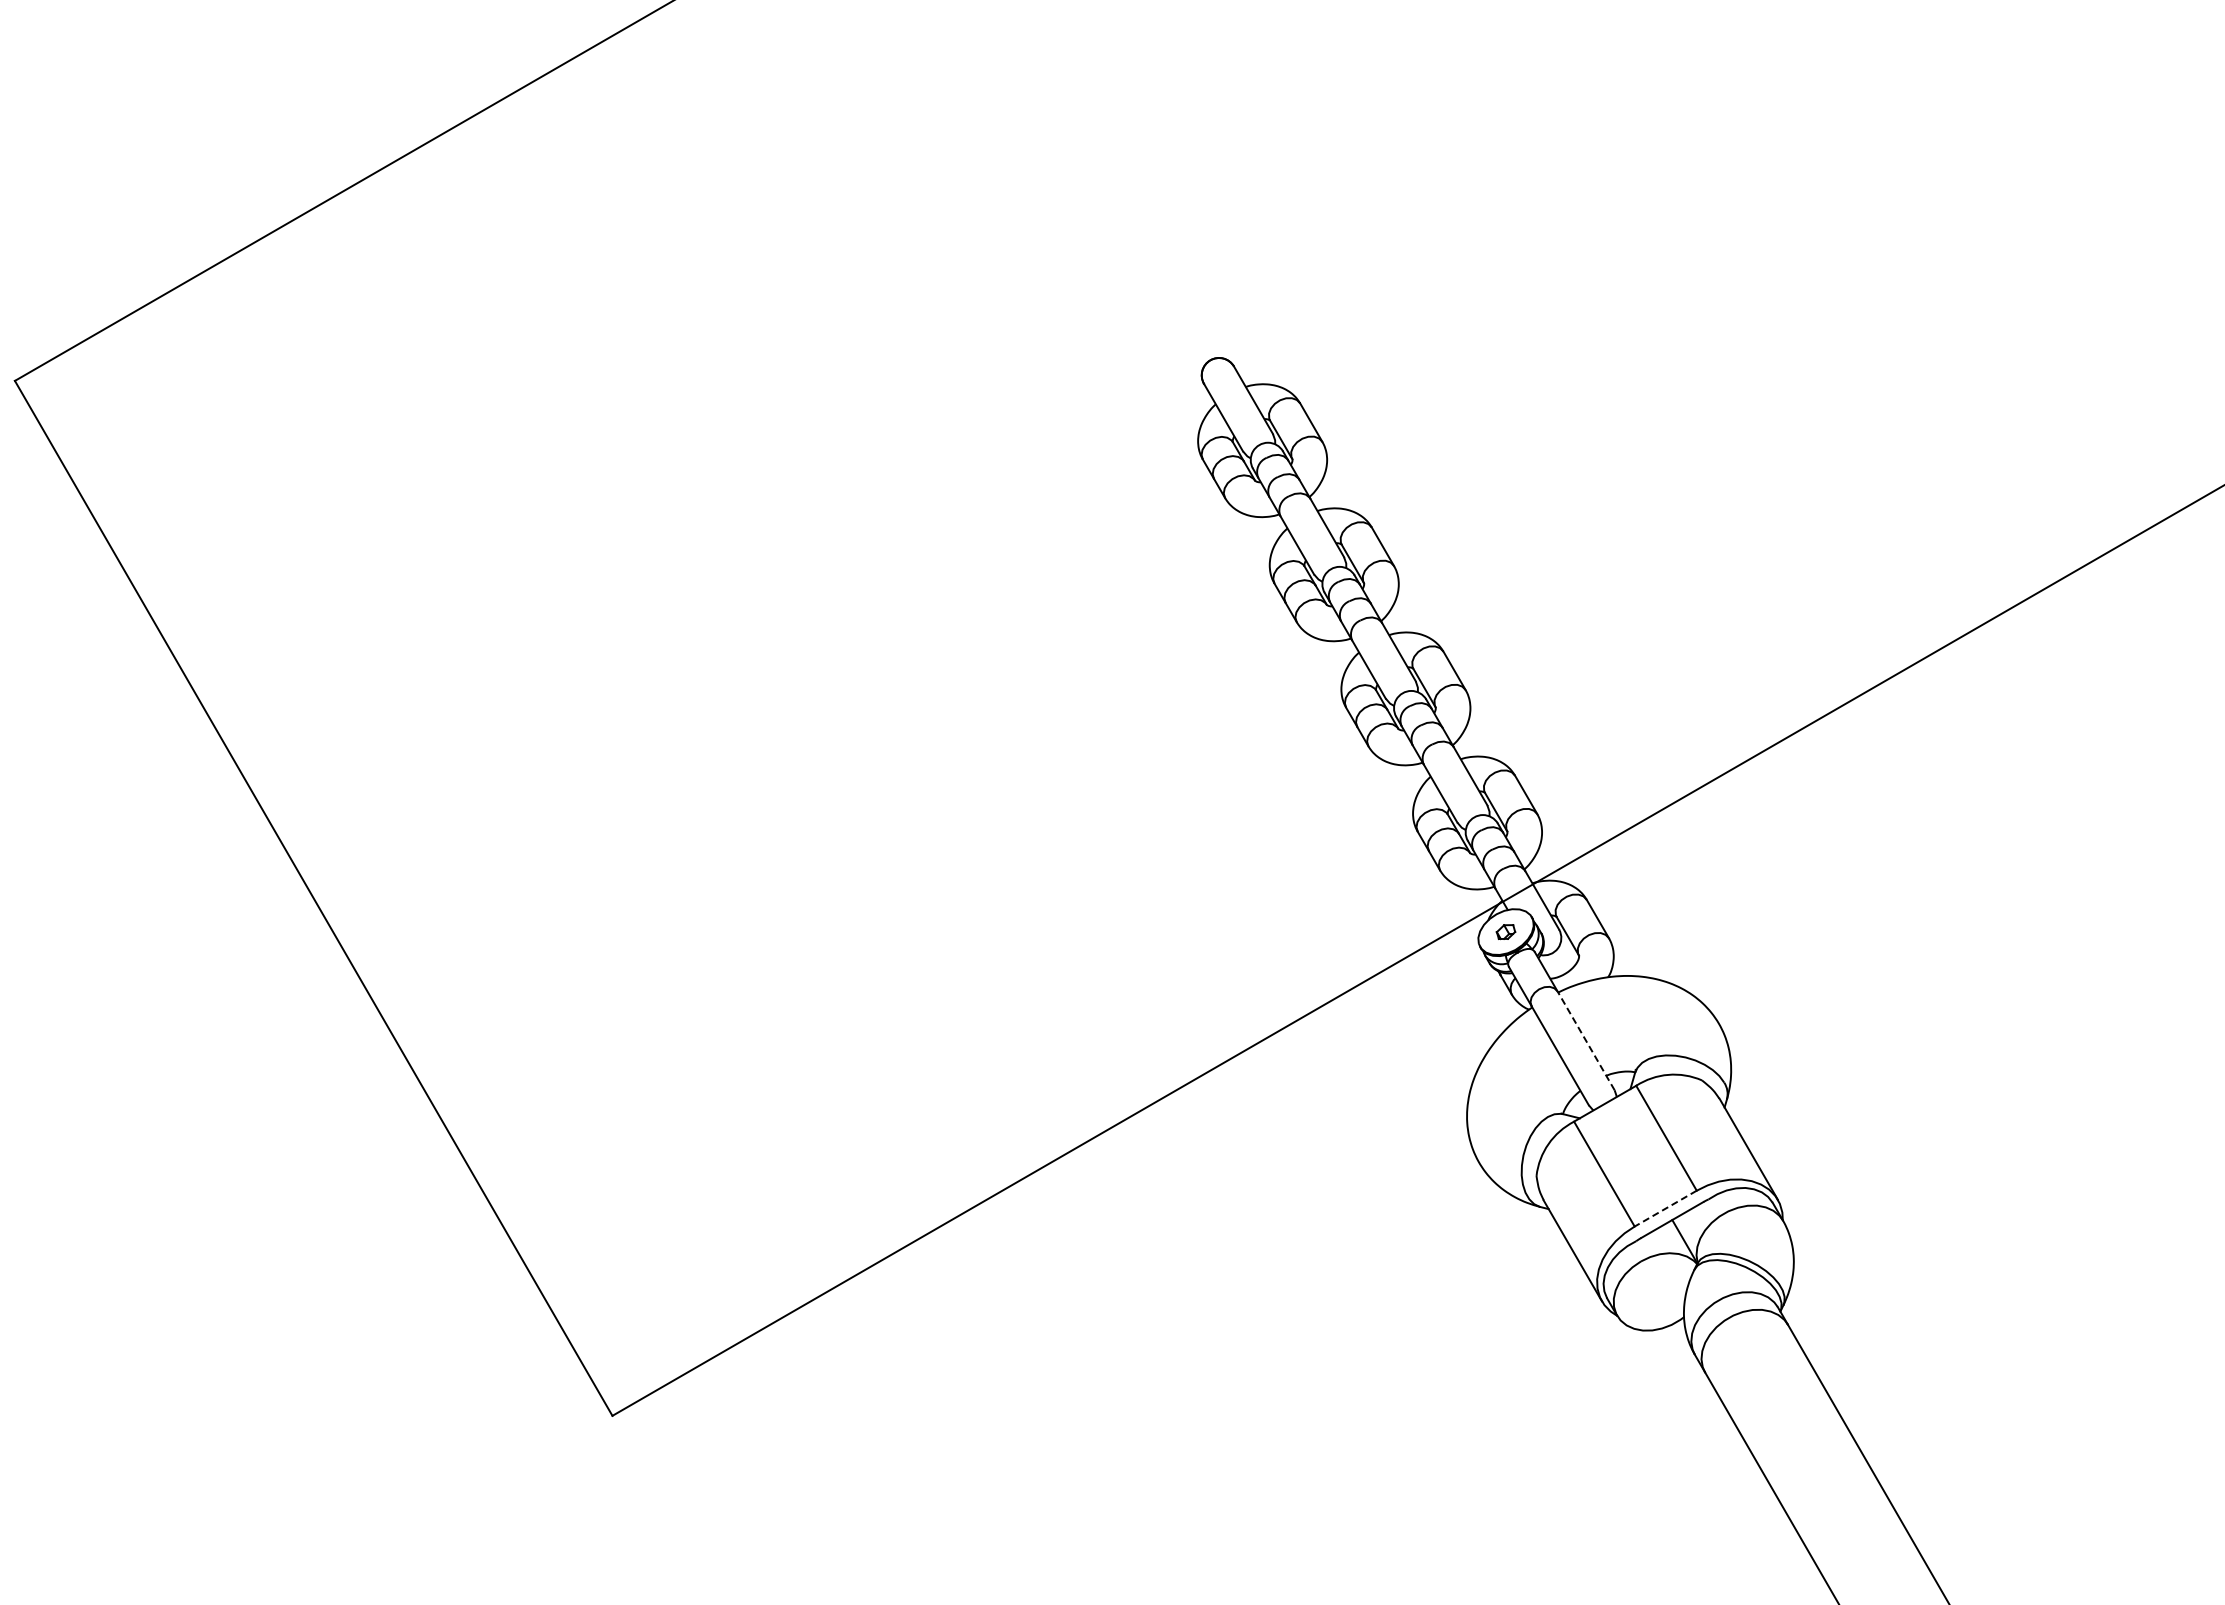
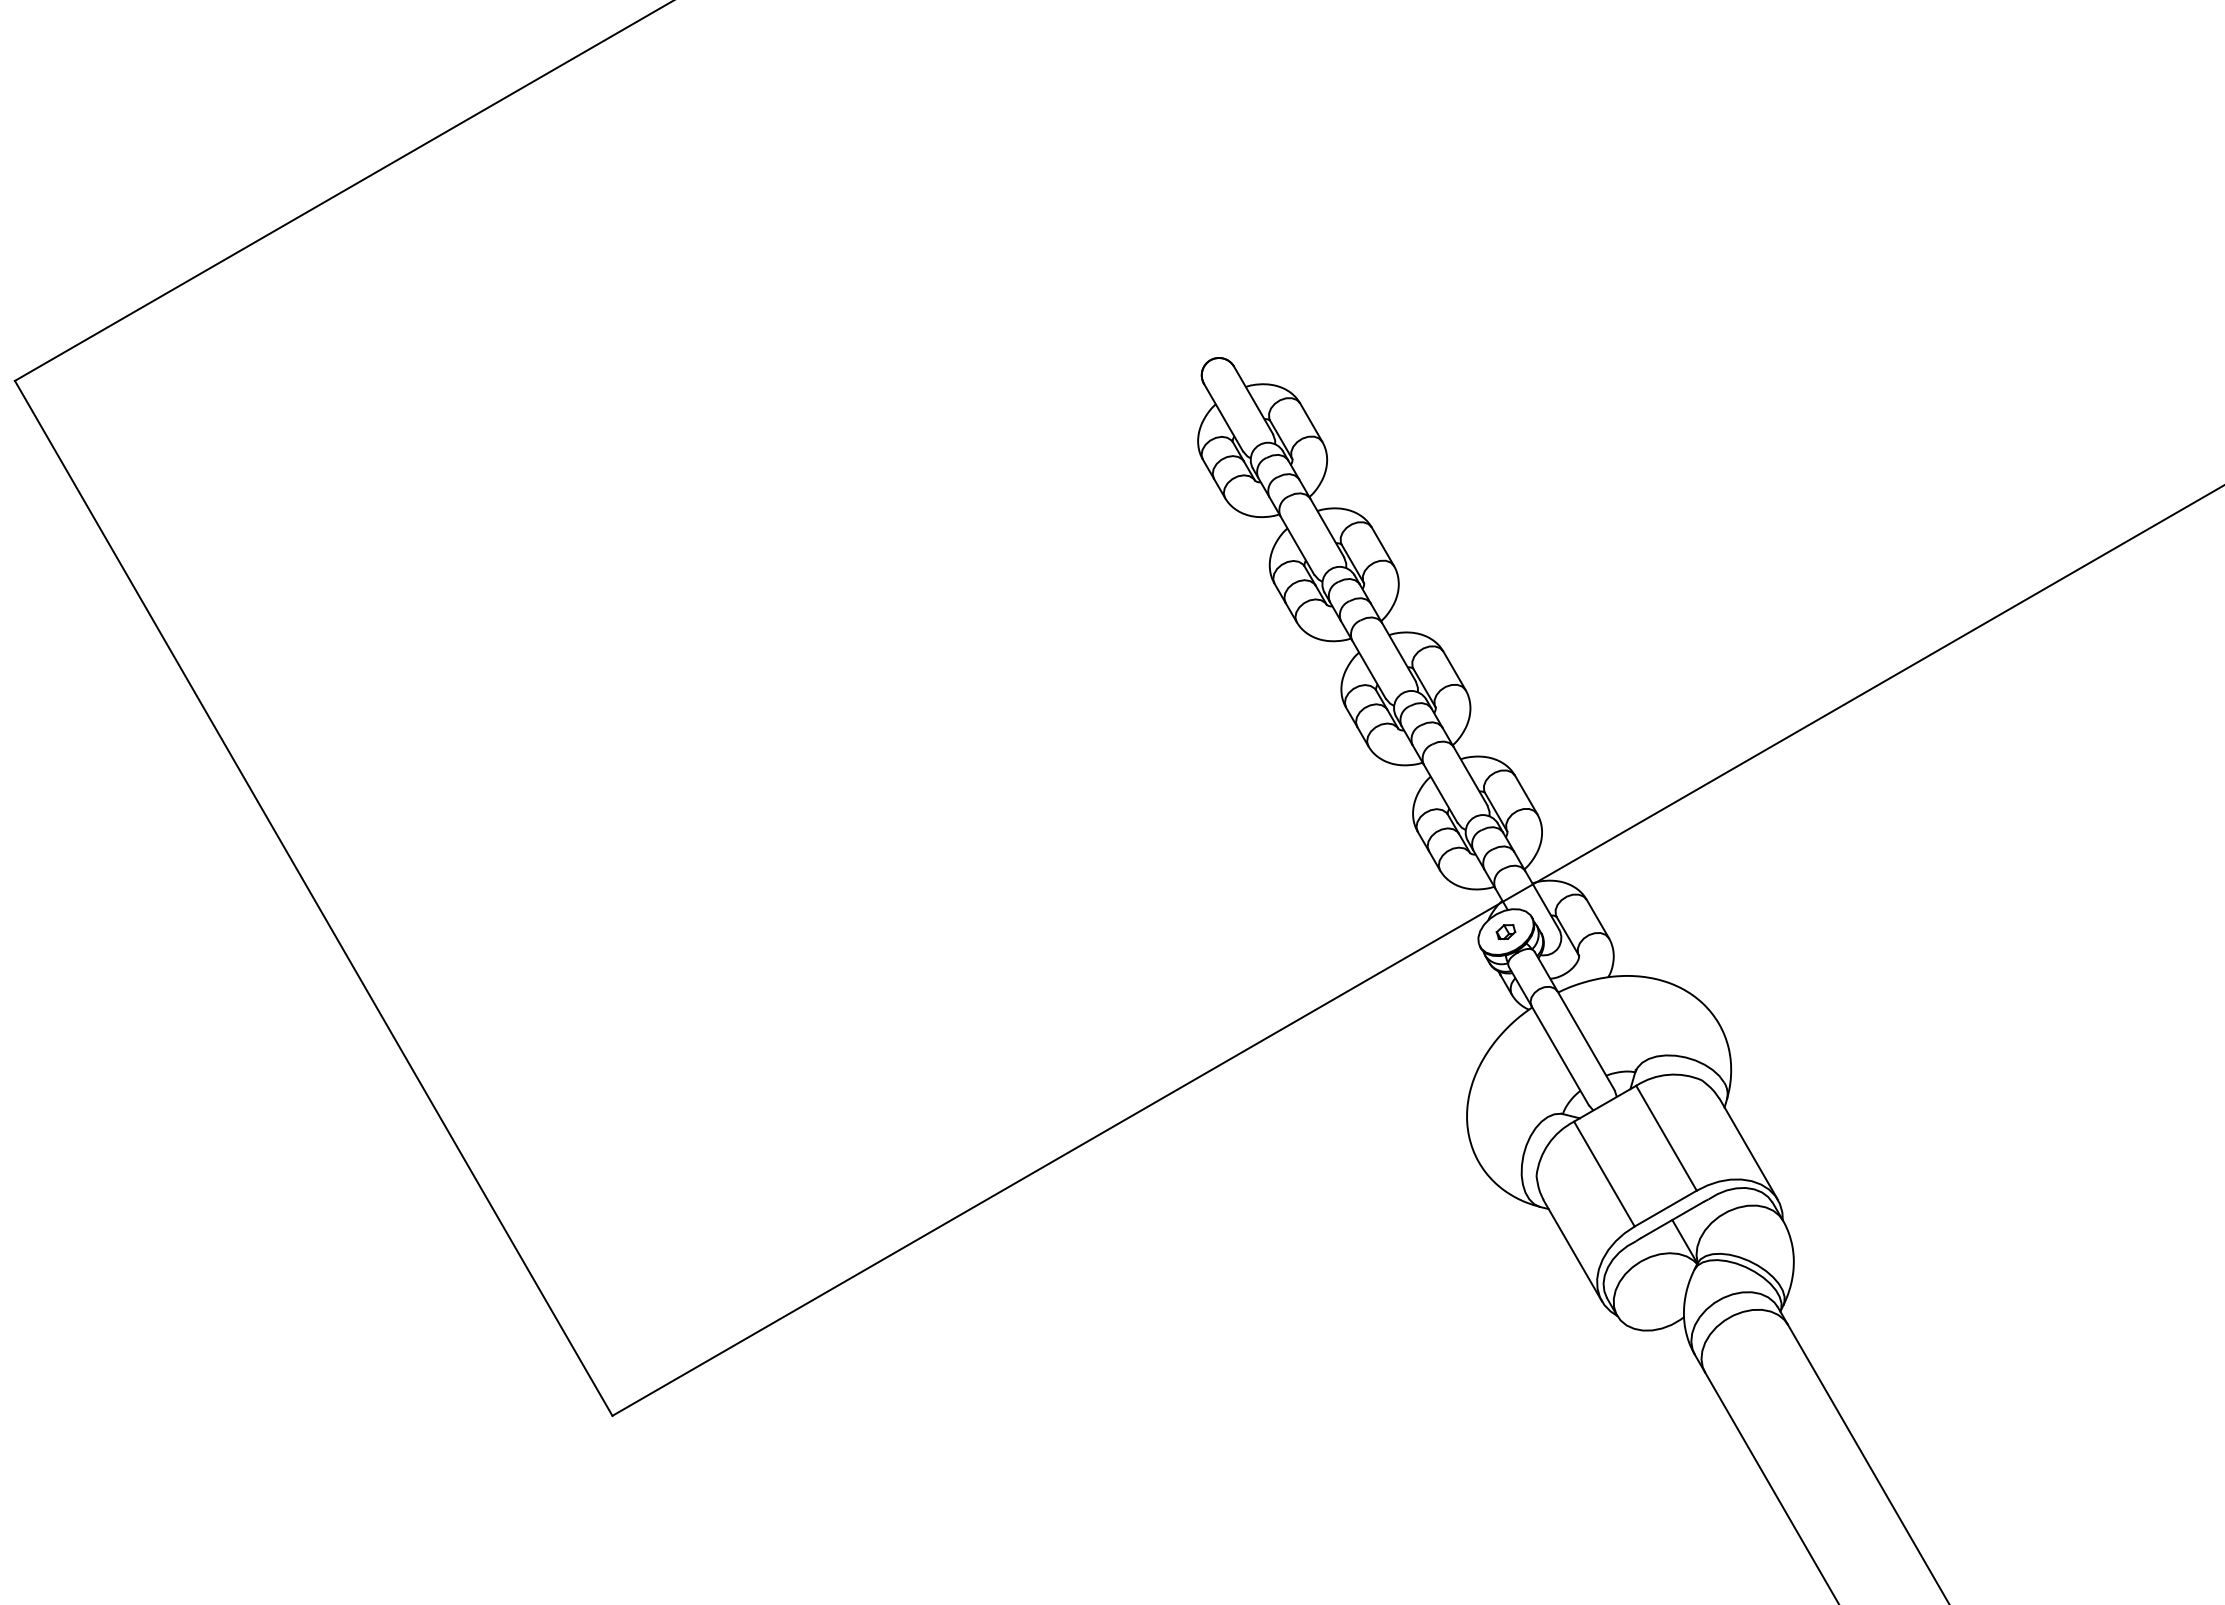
line: dashed -> solid (1585, 1040)
line: dashed -> solid (1665, 1208)
